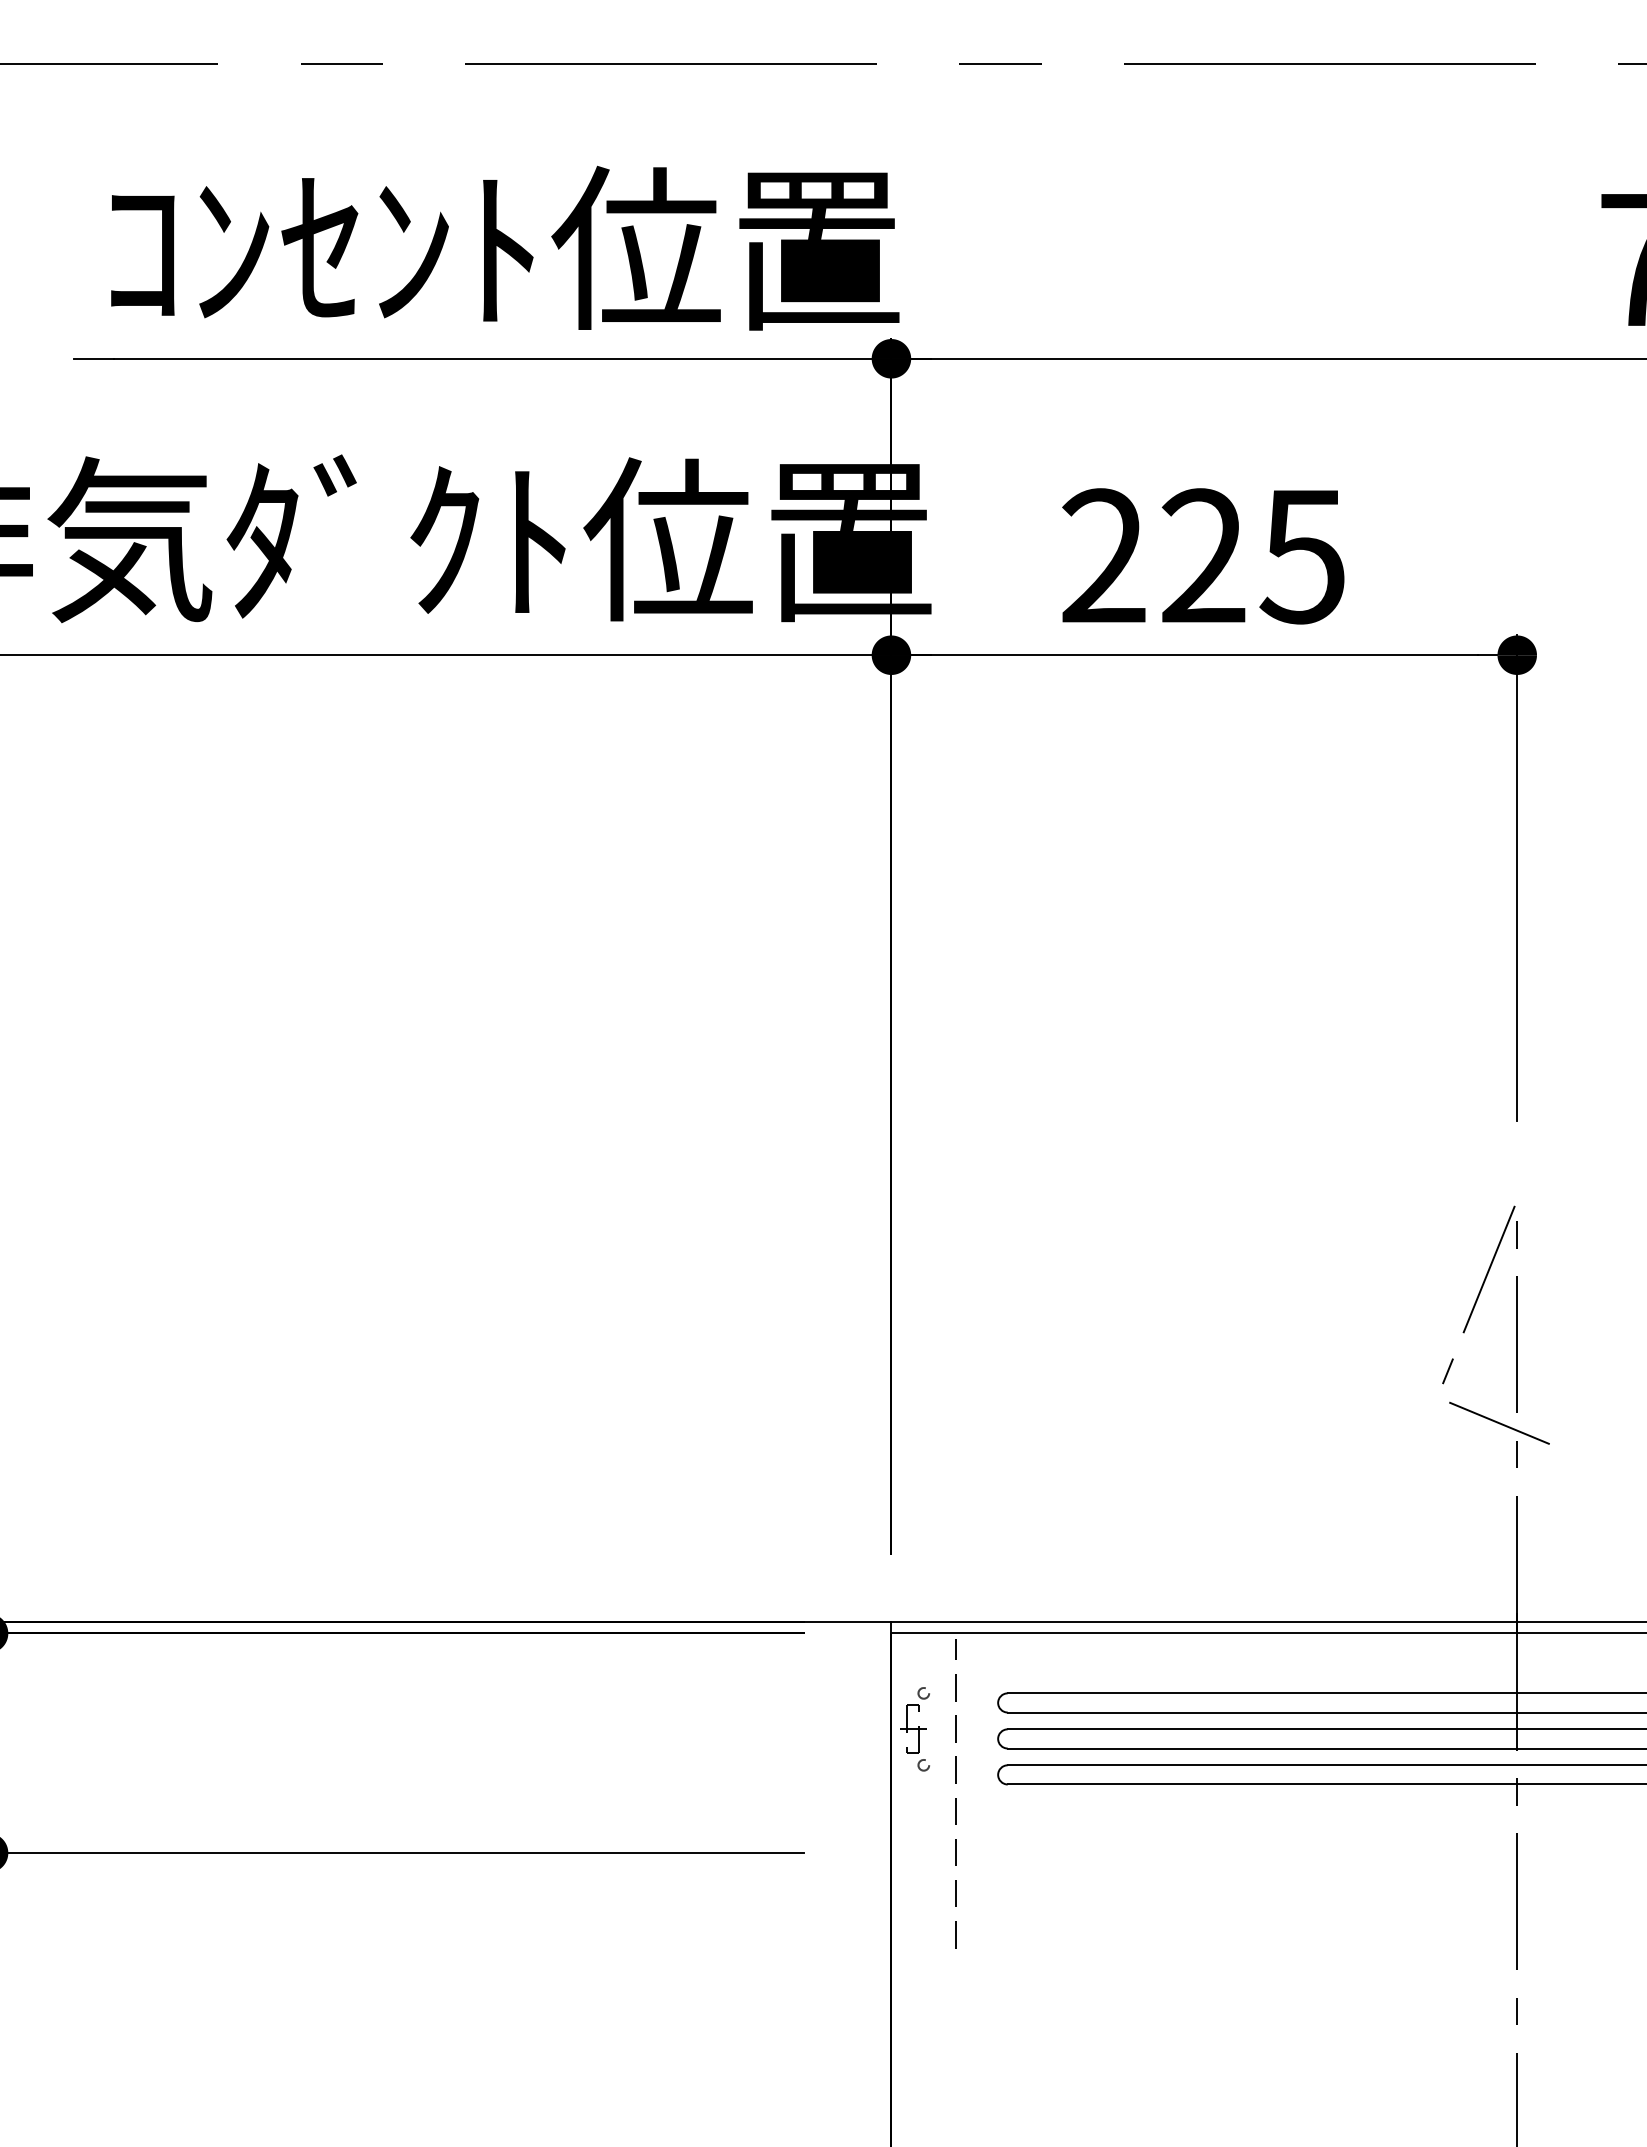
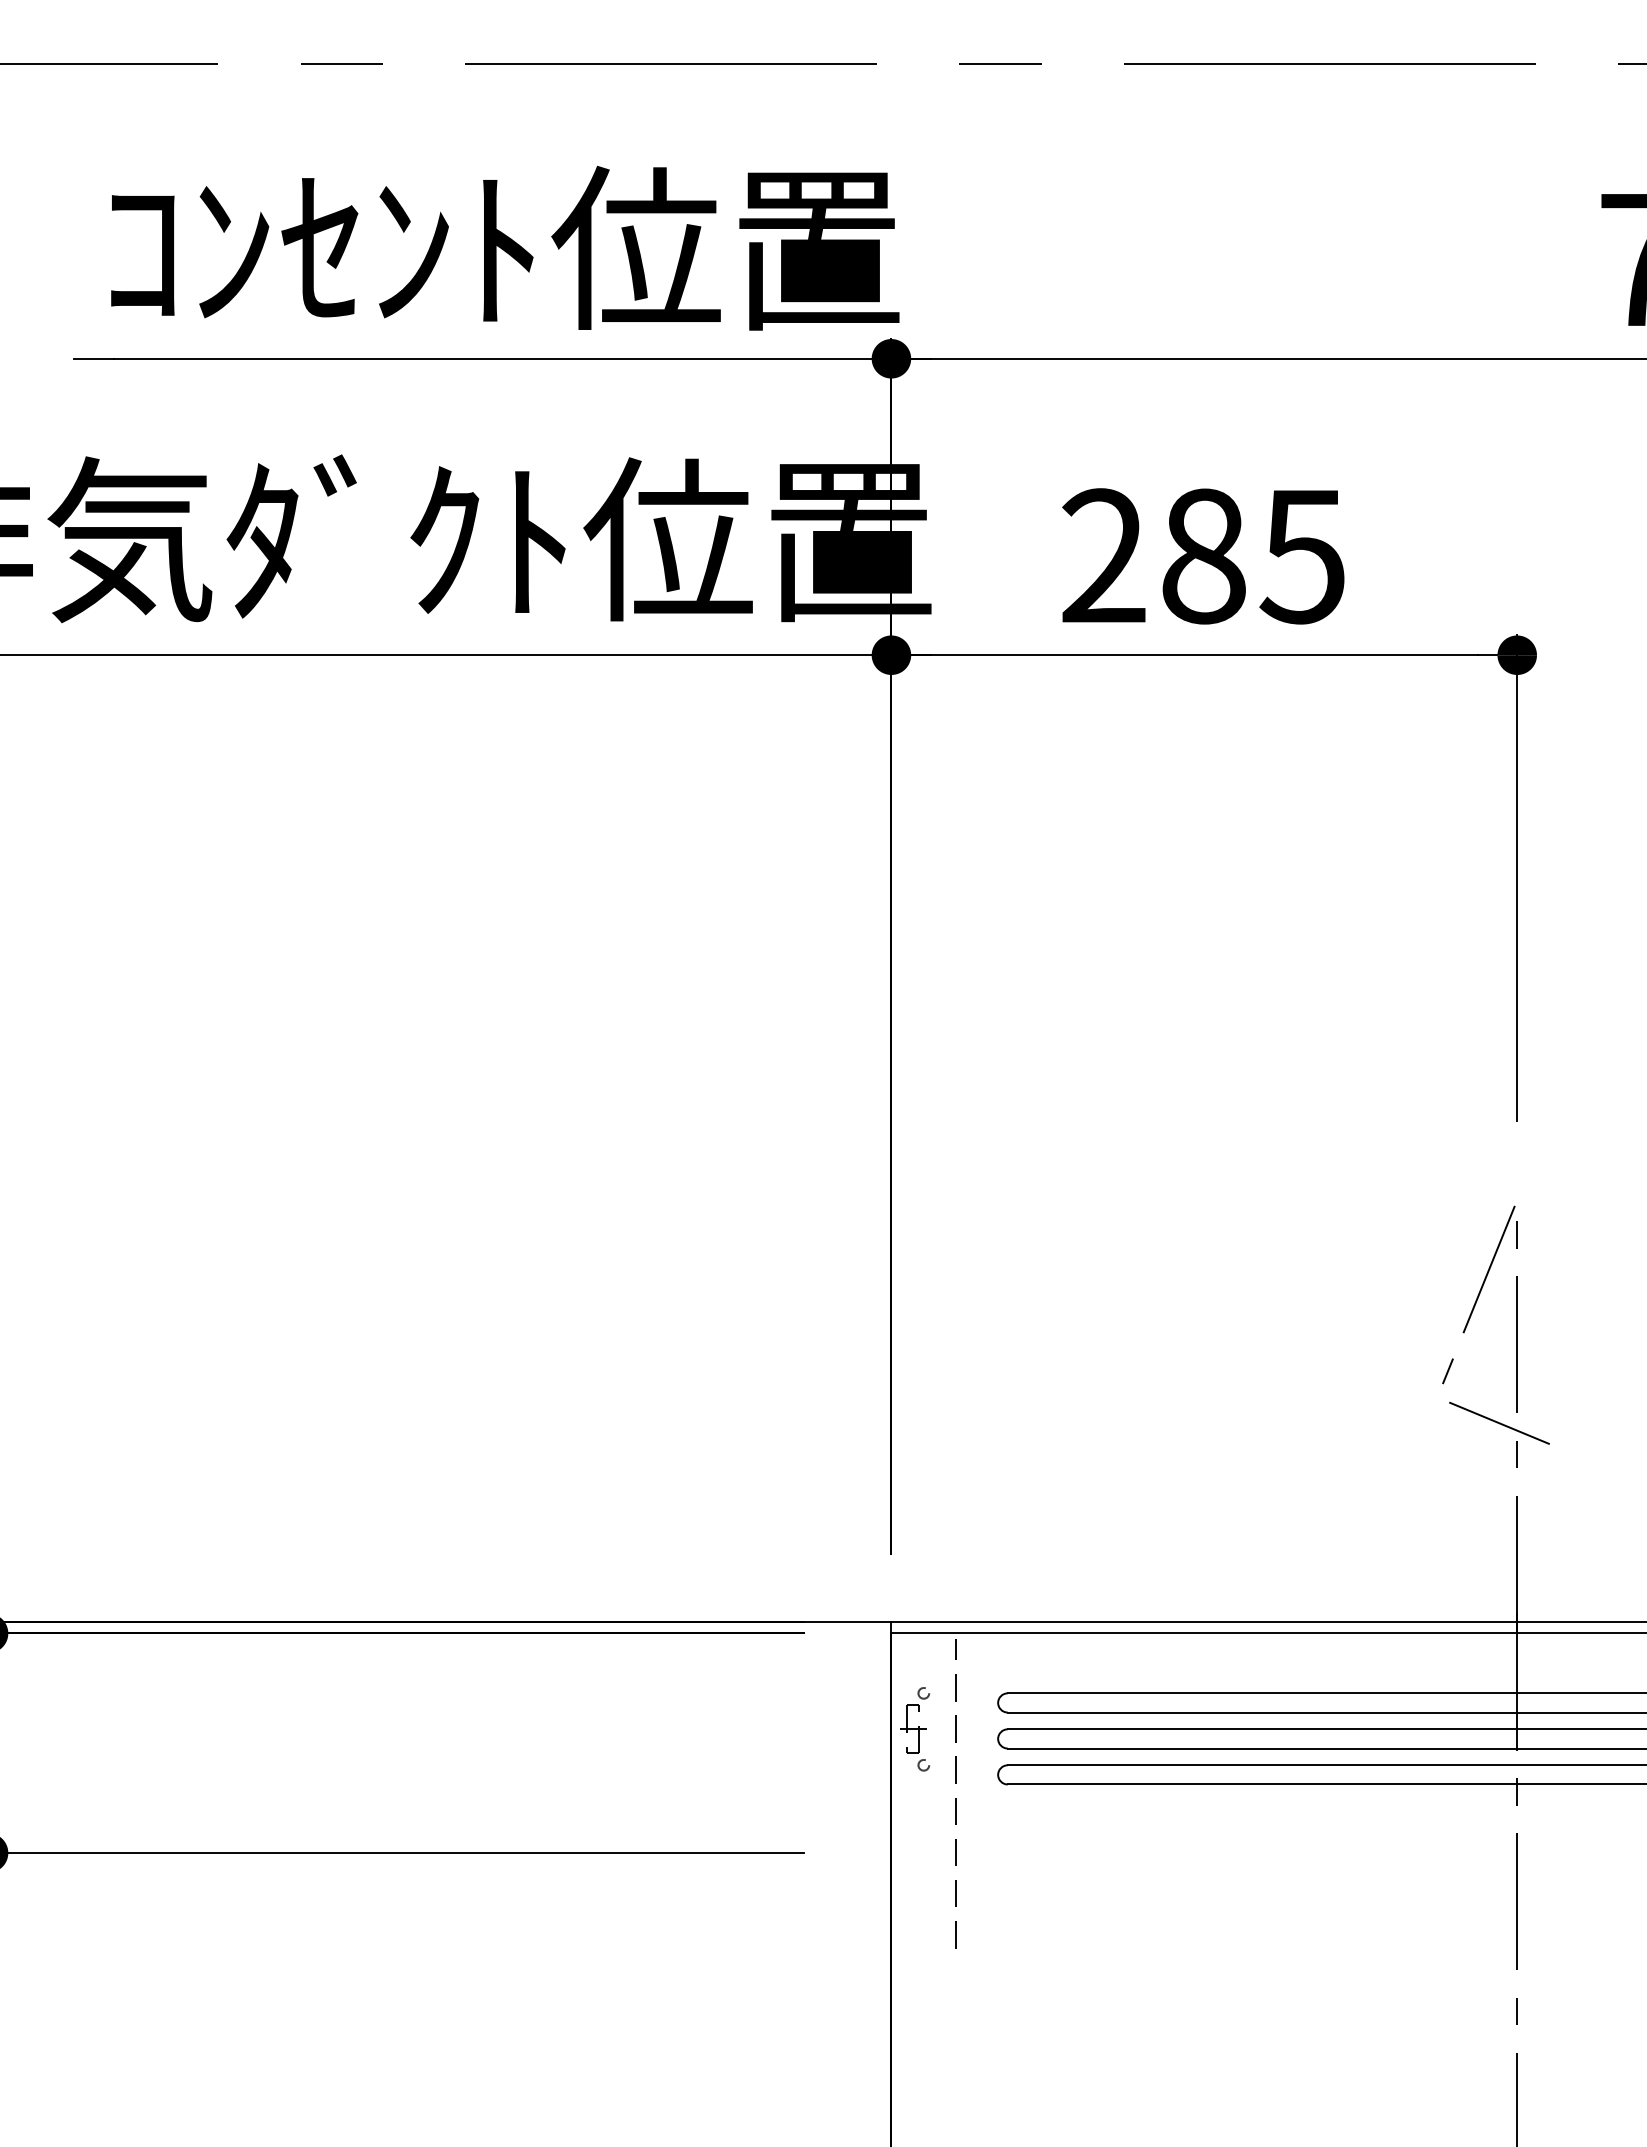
text: 225 -> 285 (1203, 556)
